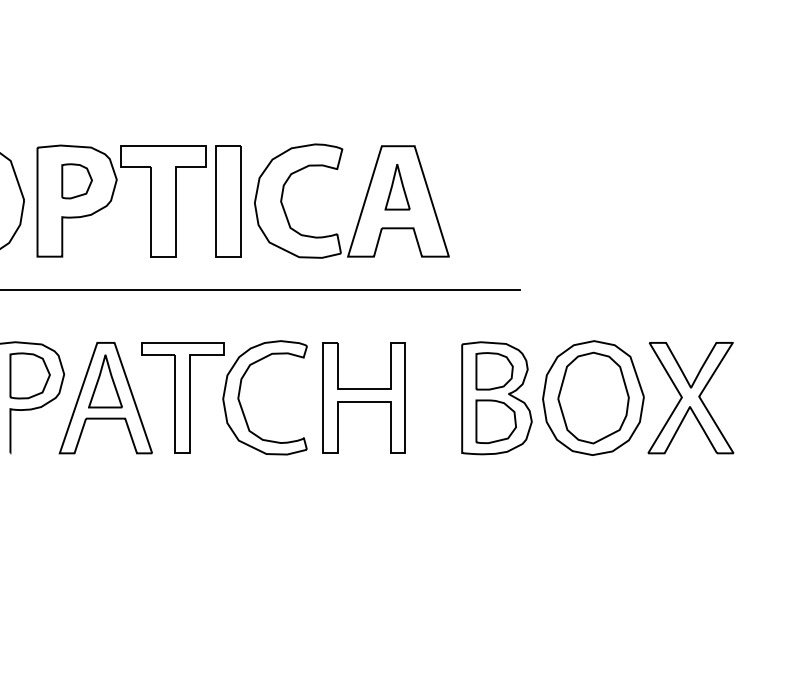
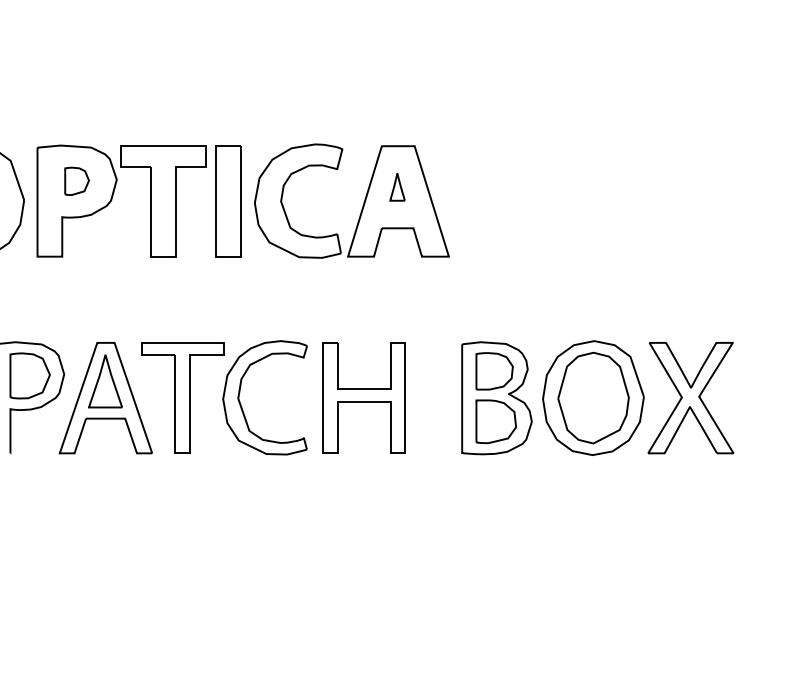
part size: 32x37 px -> 26x30 px (76, 180)
part size: 27x47 px -> 17x29 px (397, 187)
line: present -> none (260, 290)
